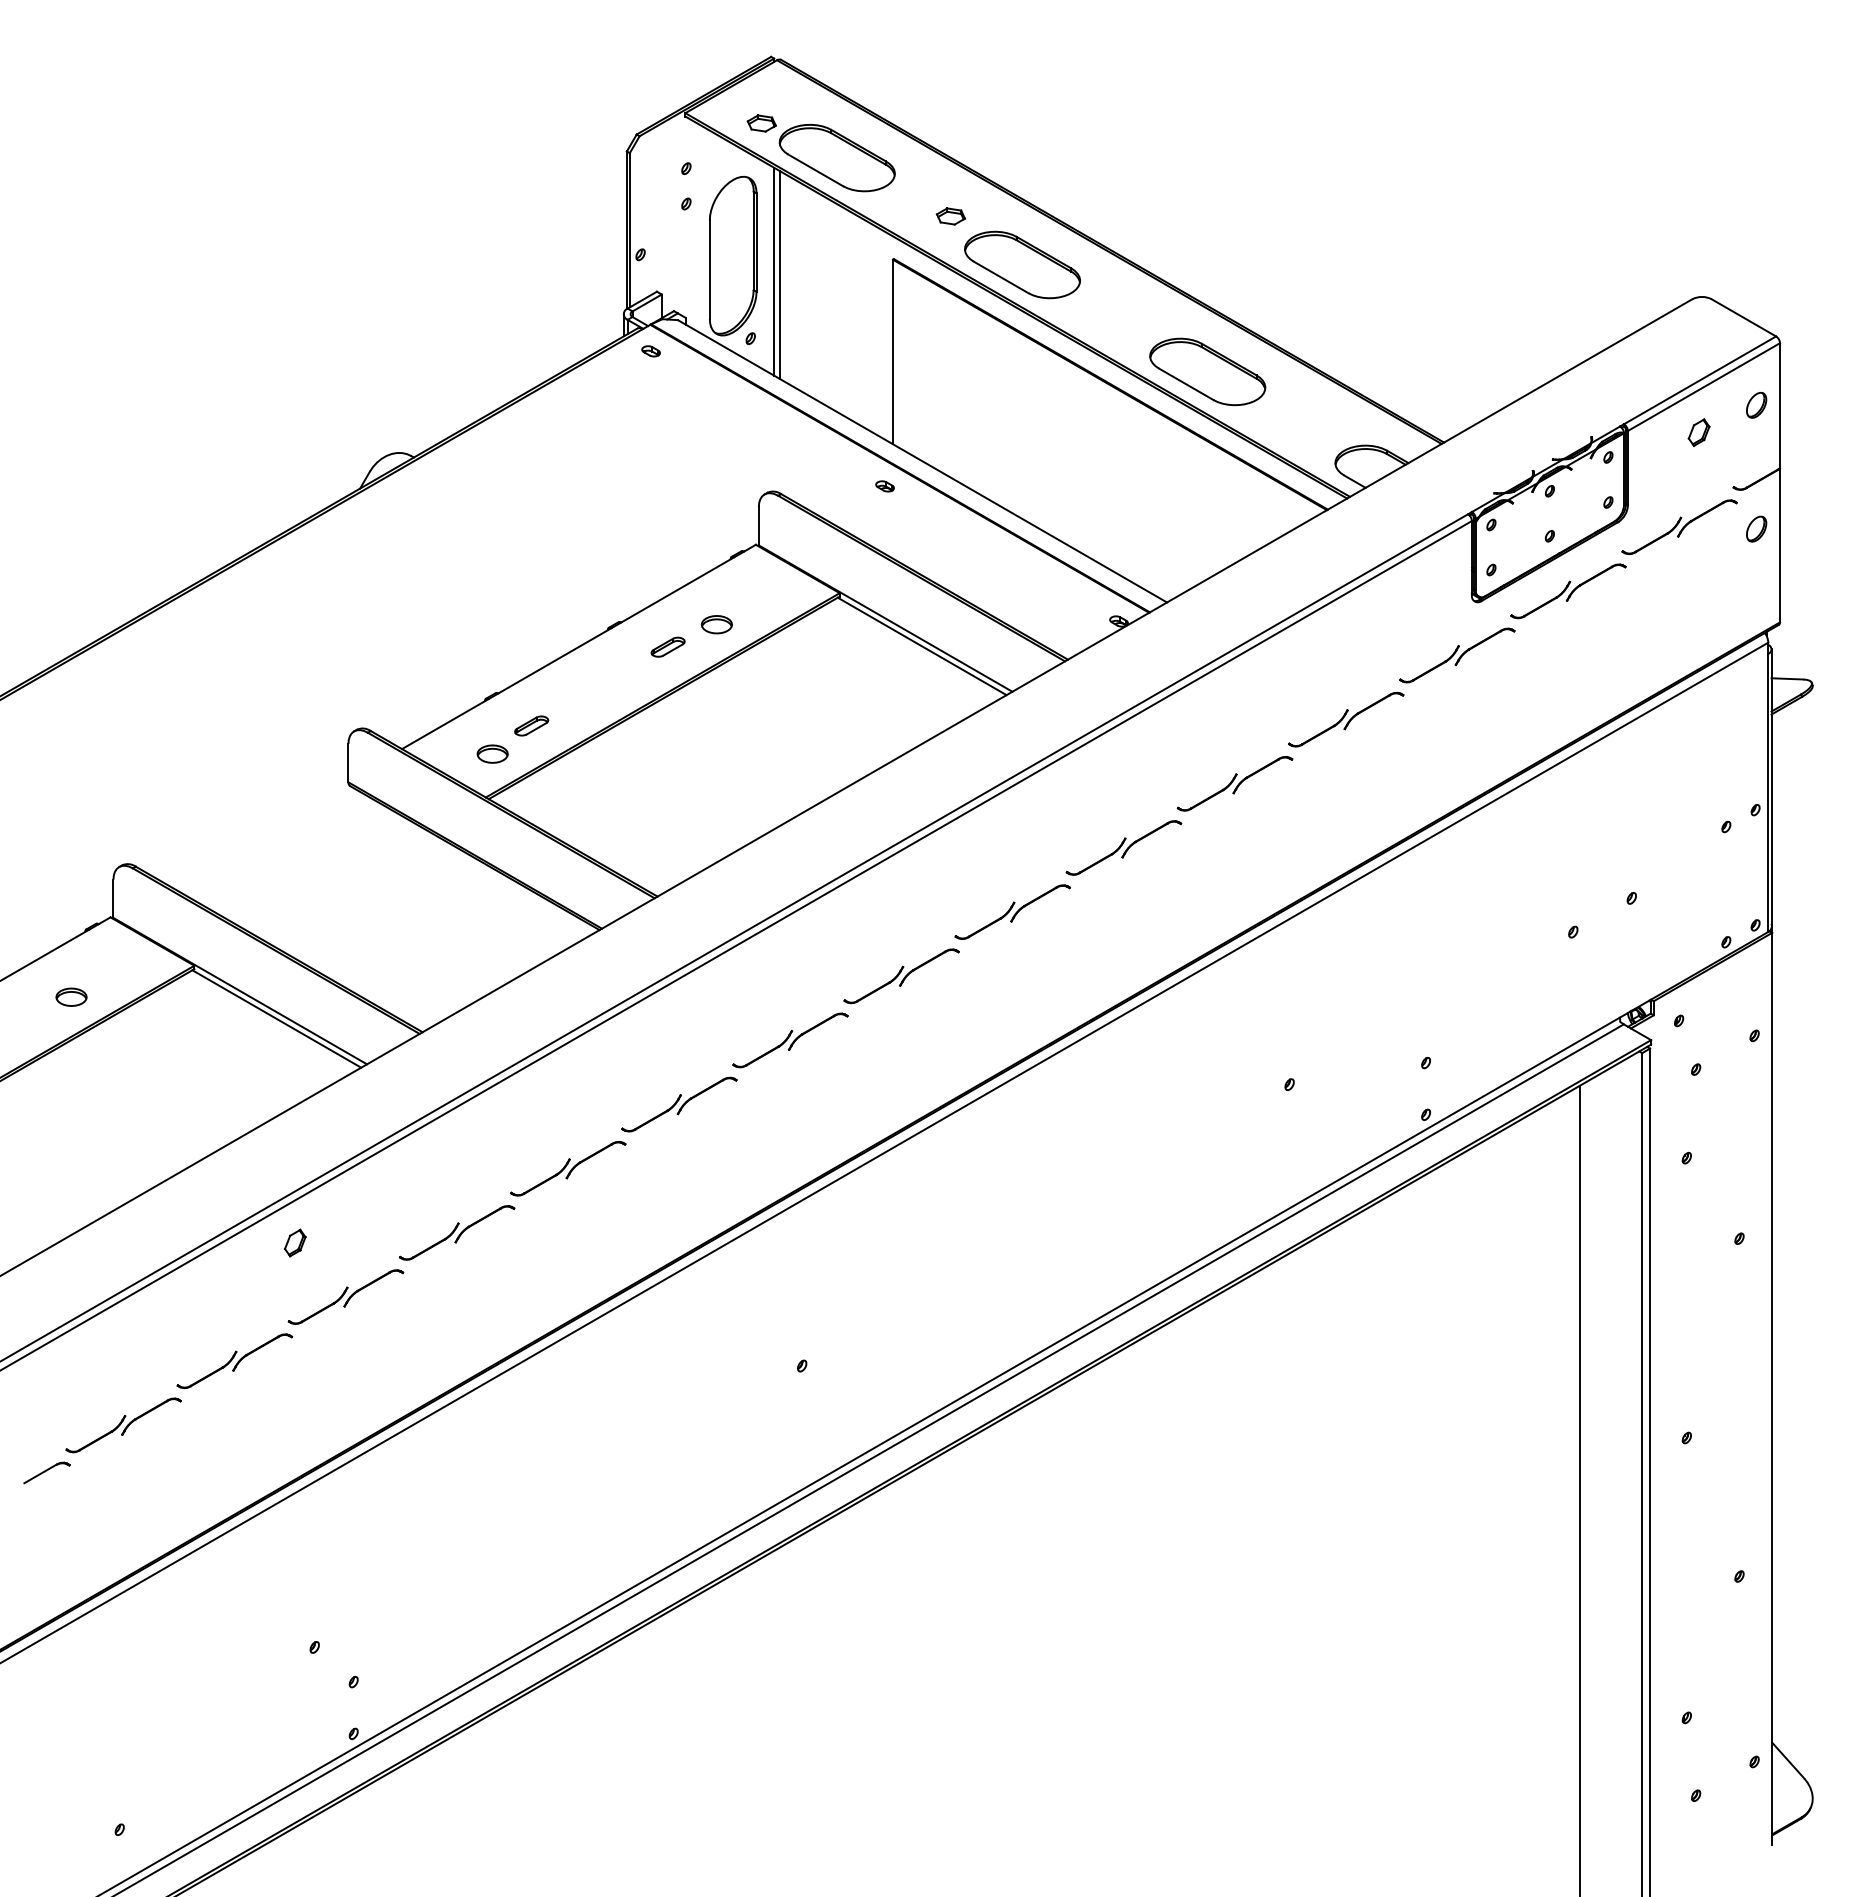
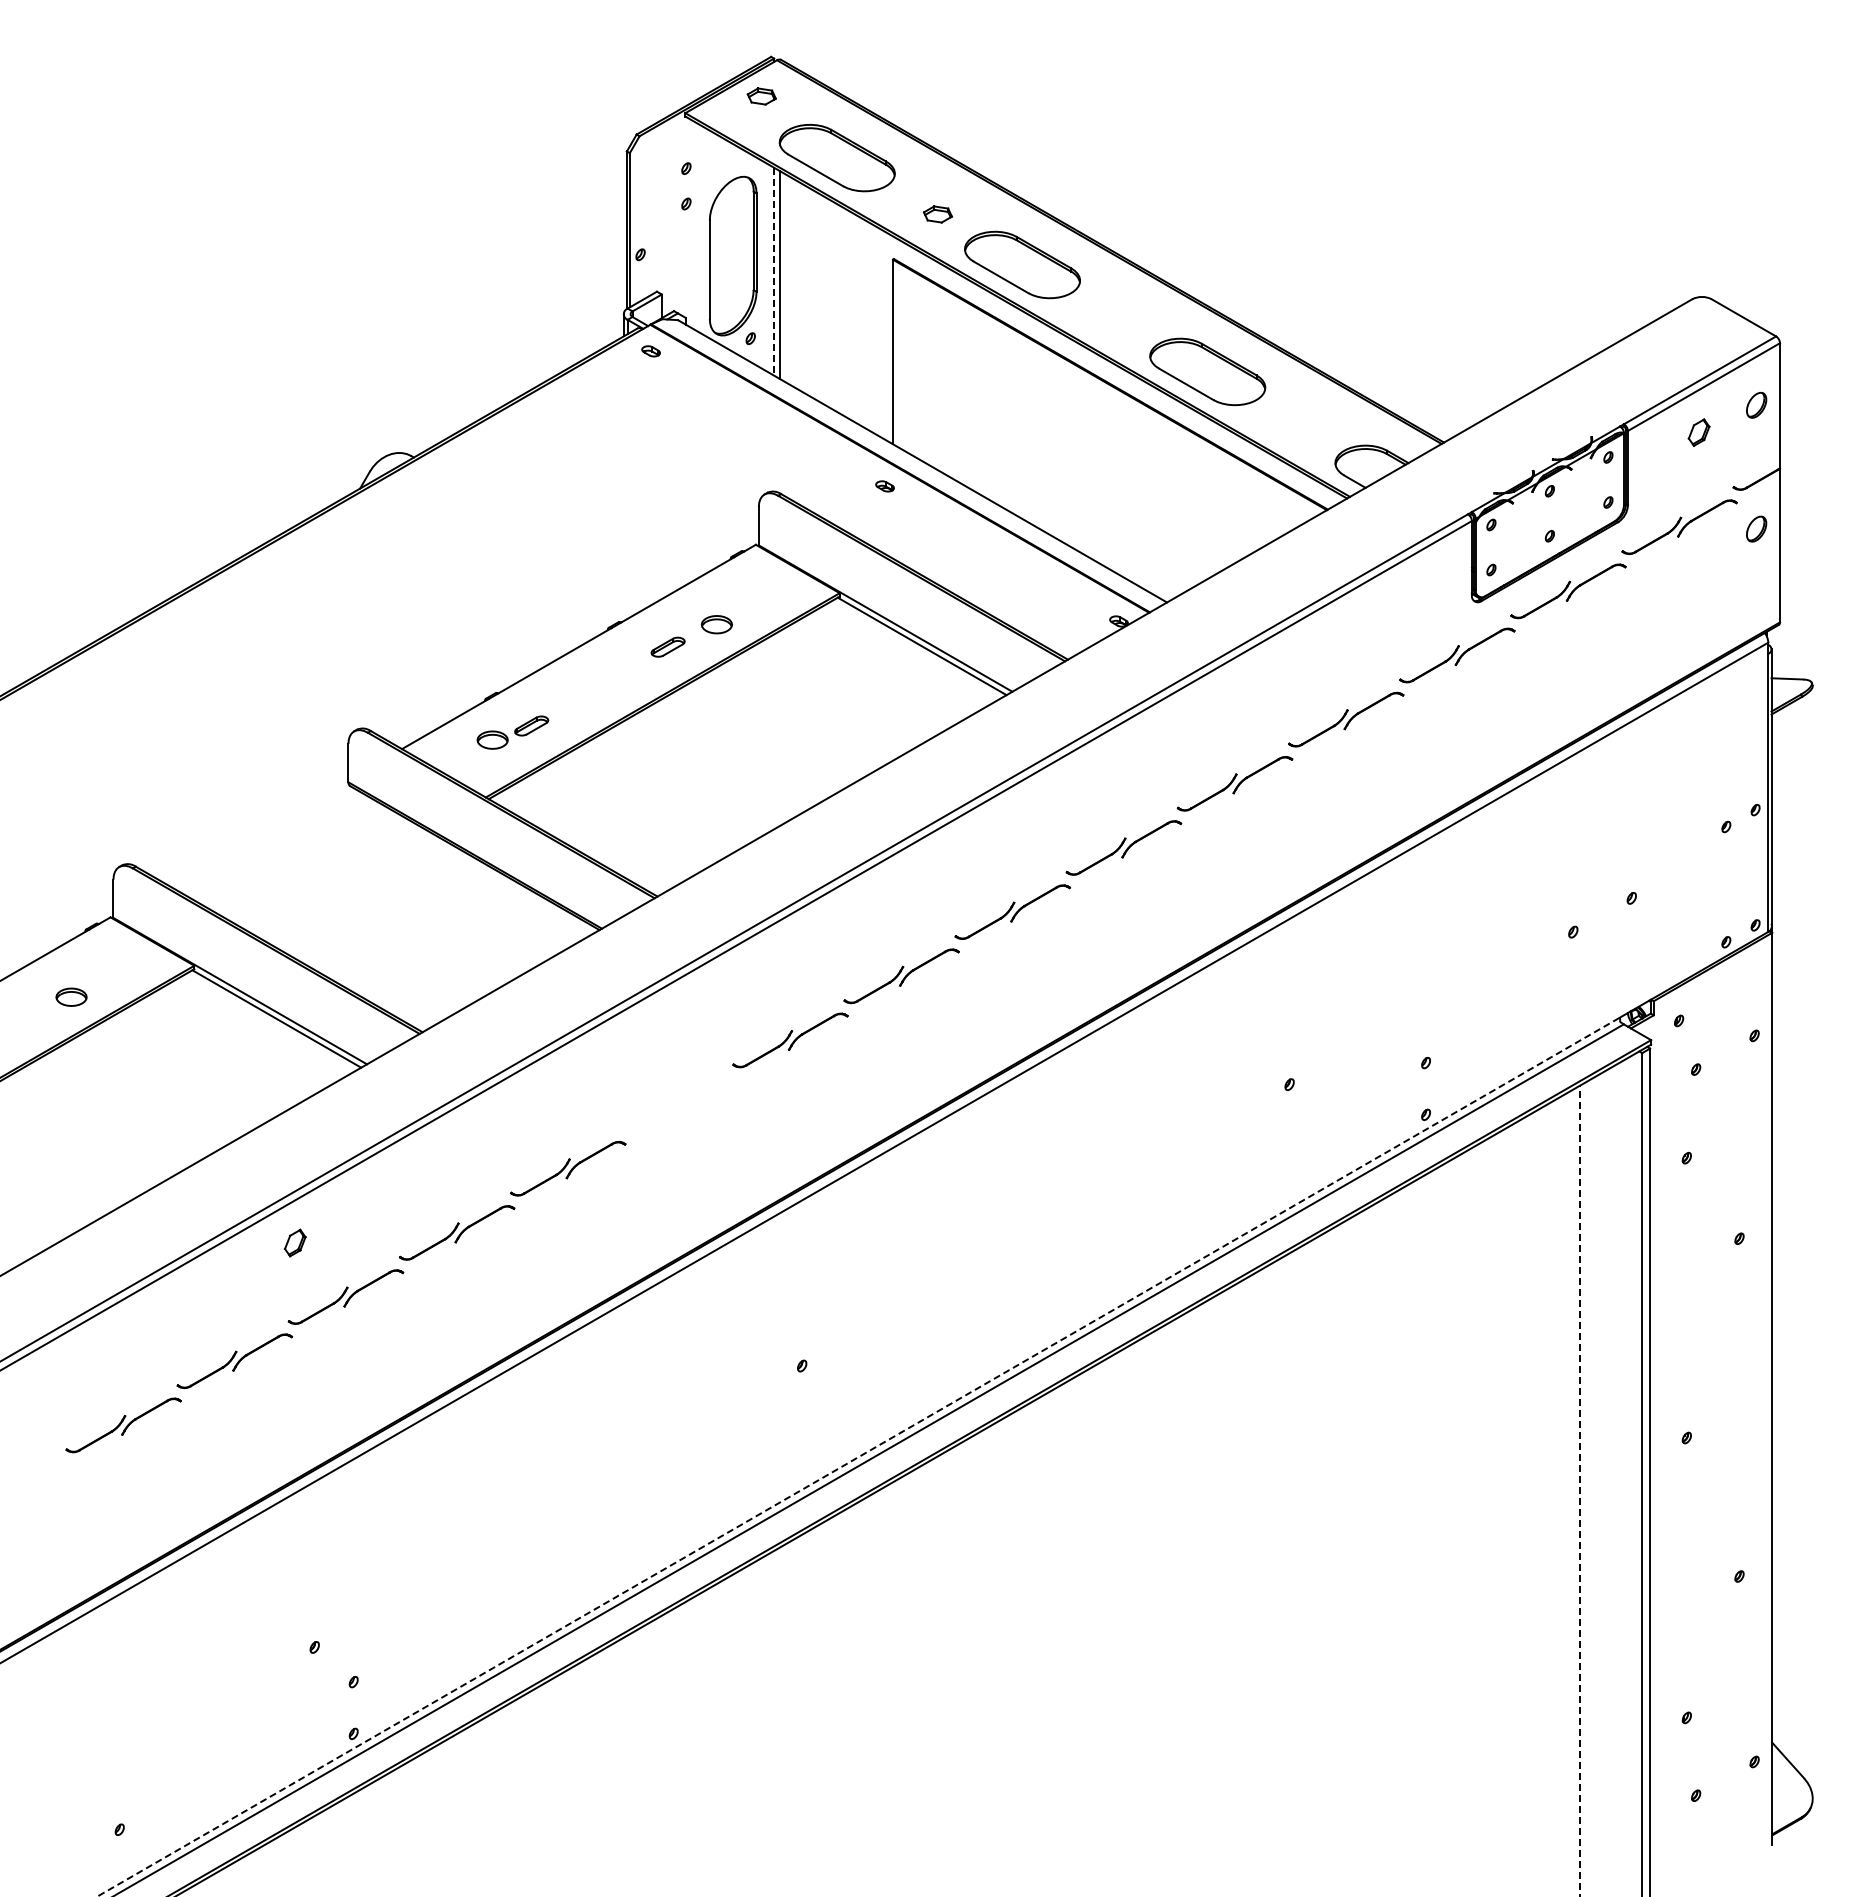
part position: (761, 123) -> (761, 96) (761, 96)
part position: (950, 216) -> (937, 214) (937, 214)
line: solid -> dashed (774, 271)
part position: (492, 753) -> (492, 739) (492, 739)
part: present -> none (679, 1104)
line: solid -> dashed (858, 1457)
part: present -> none (46, 1472)
line: solid -> dashed (1579, 1491)
